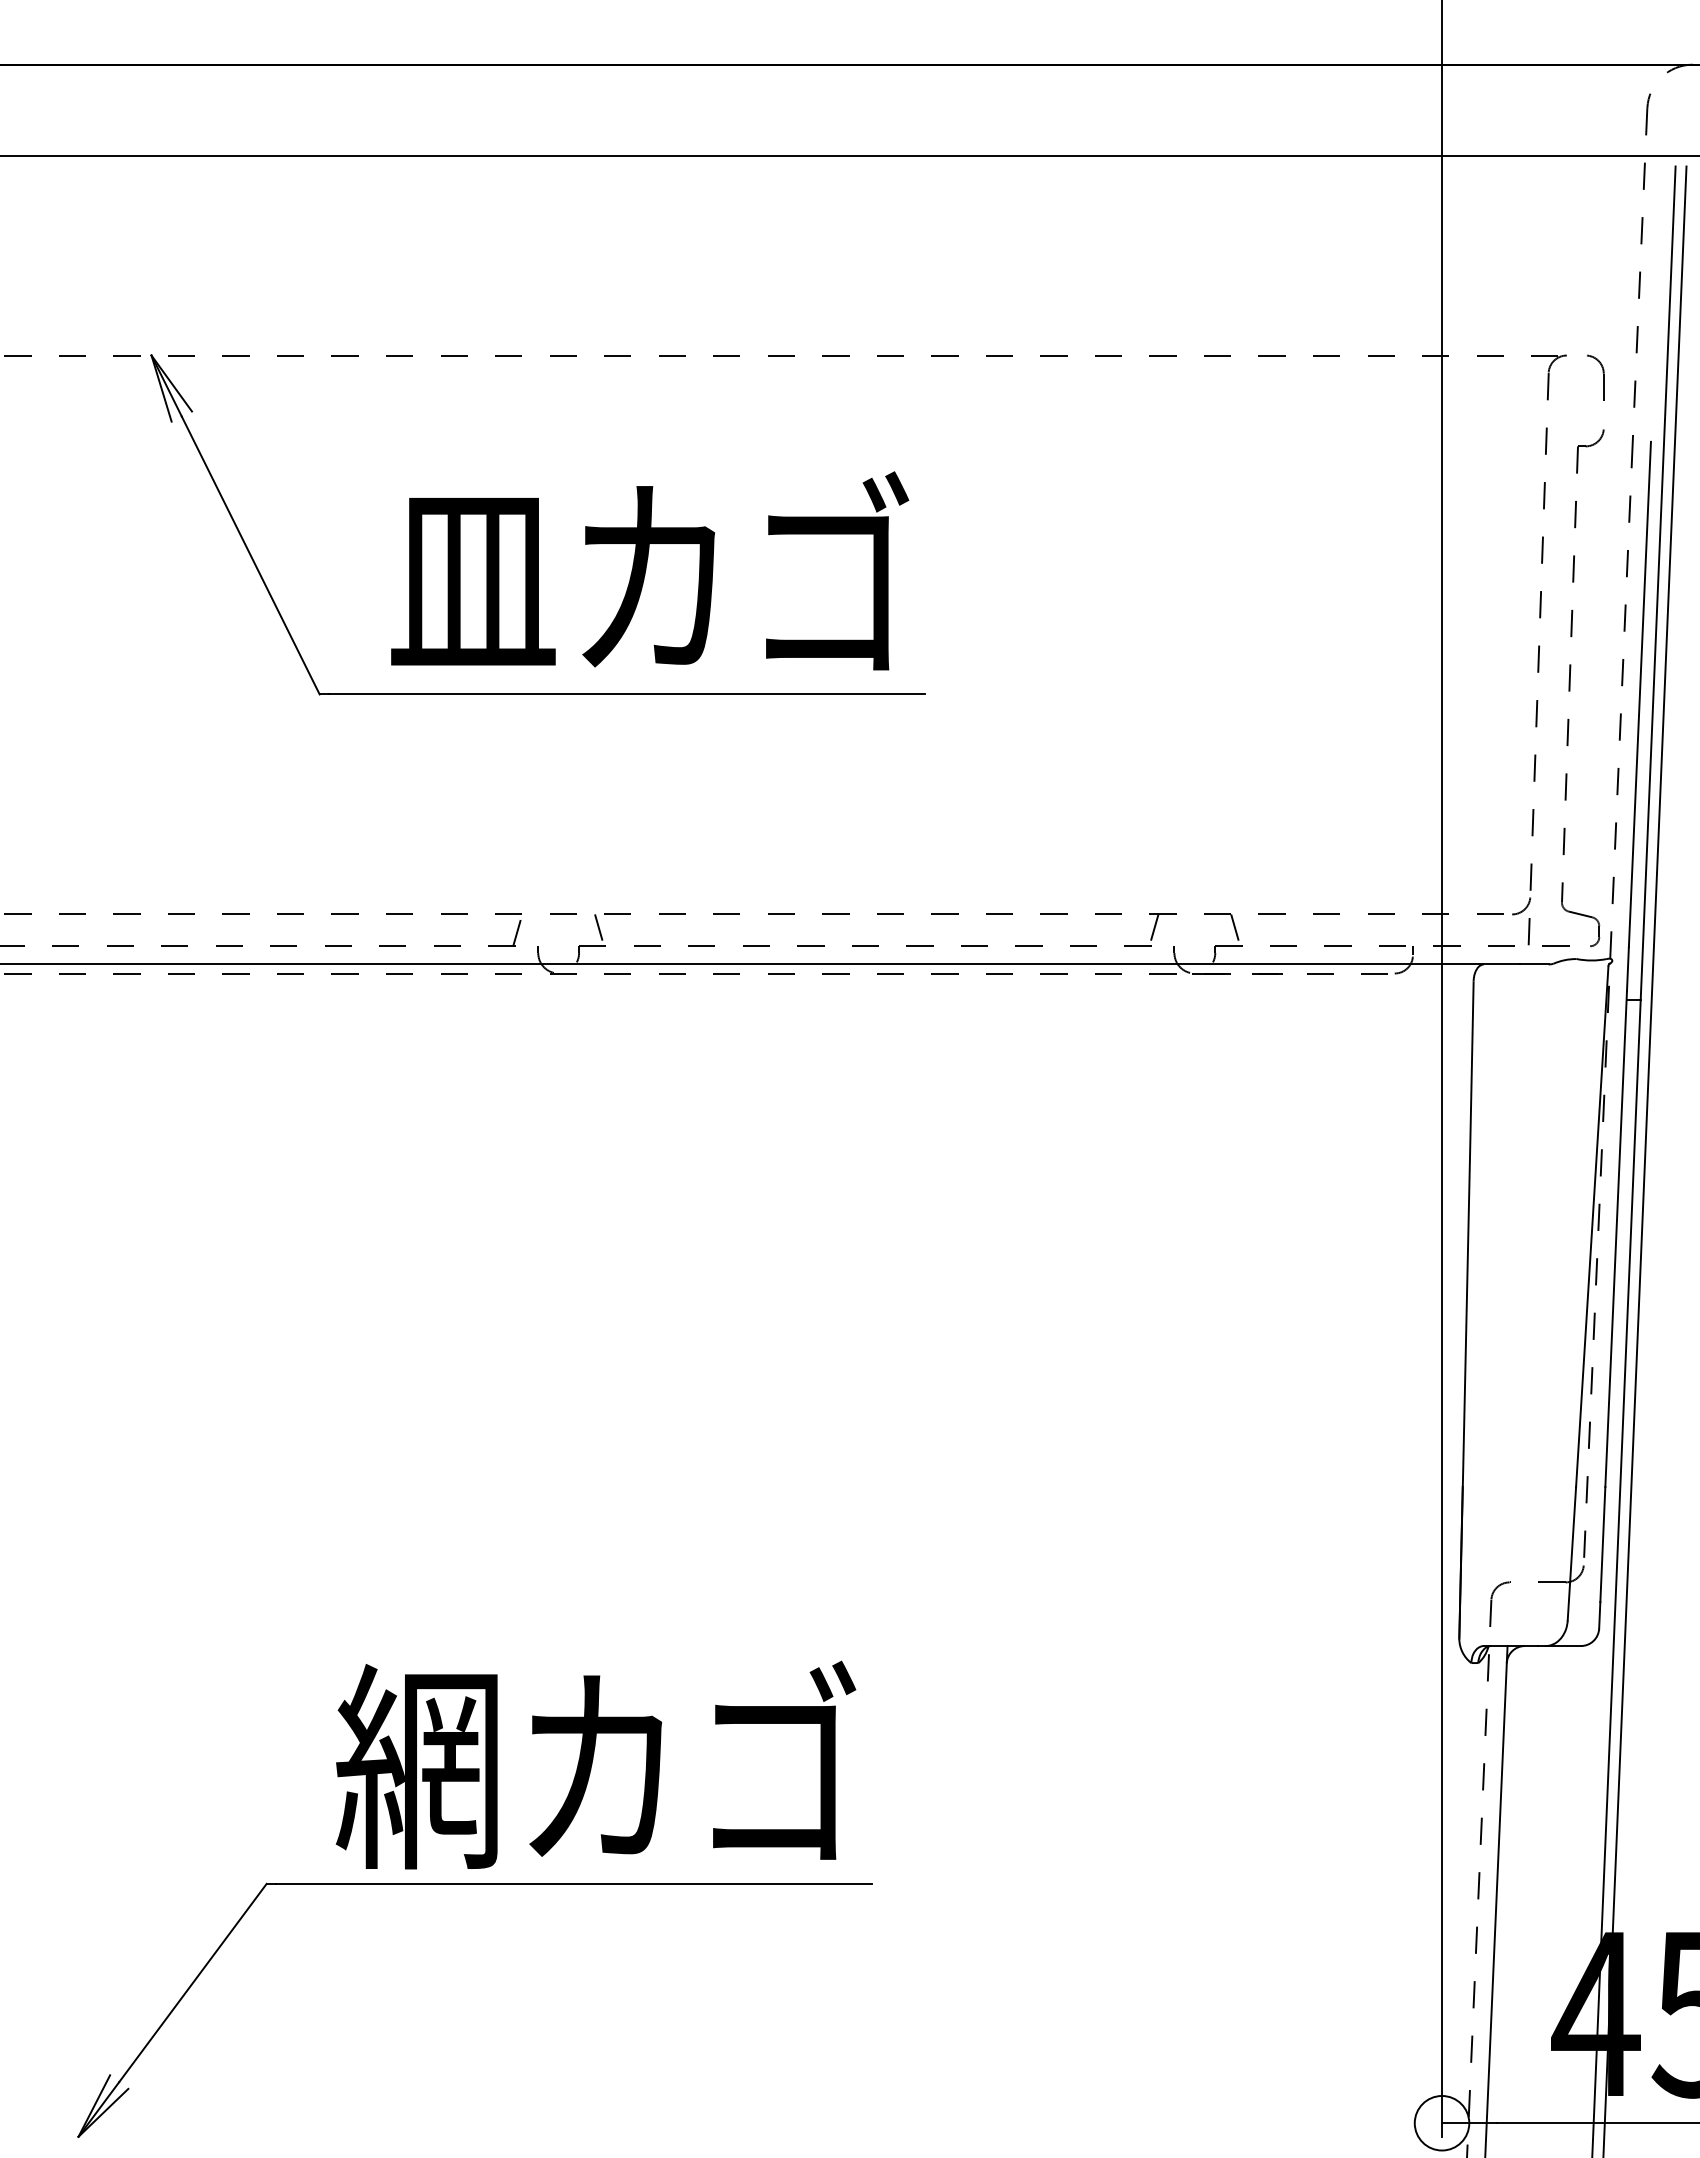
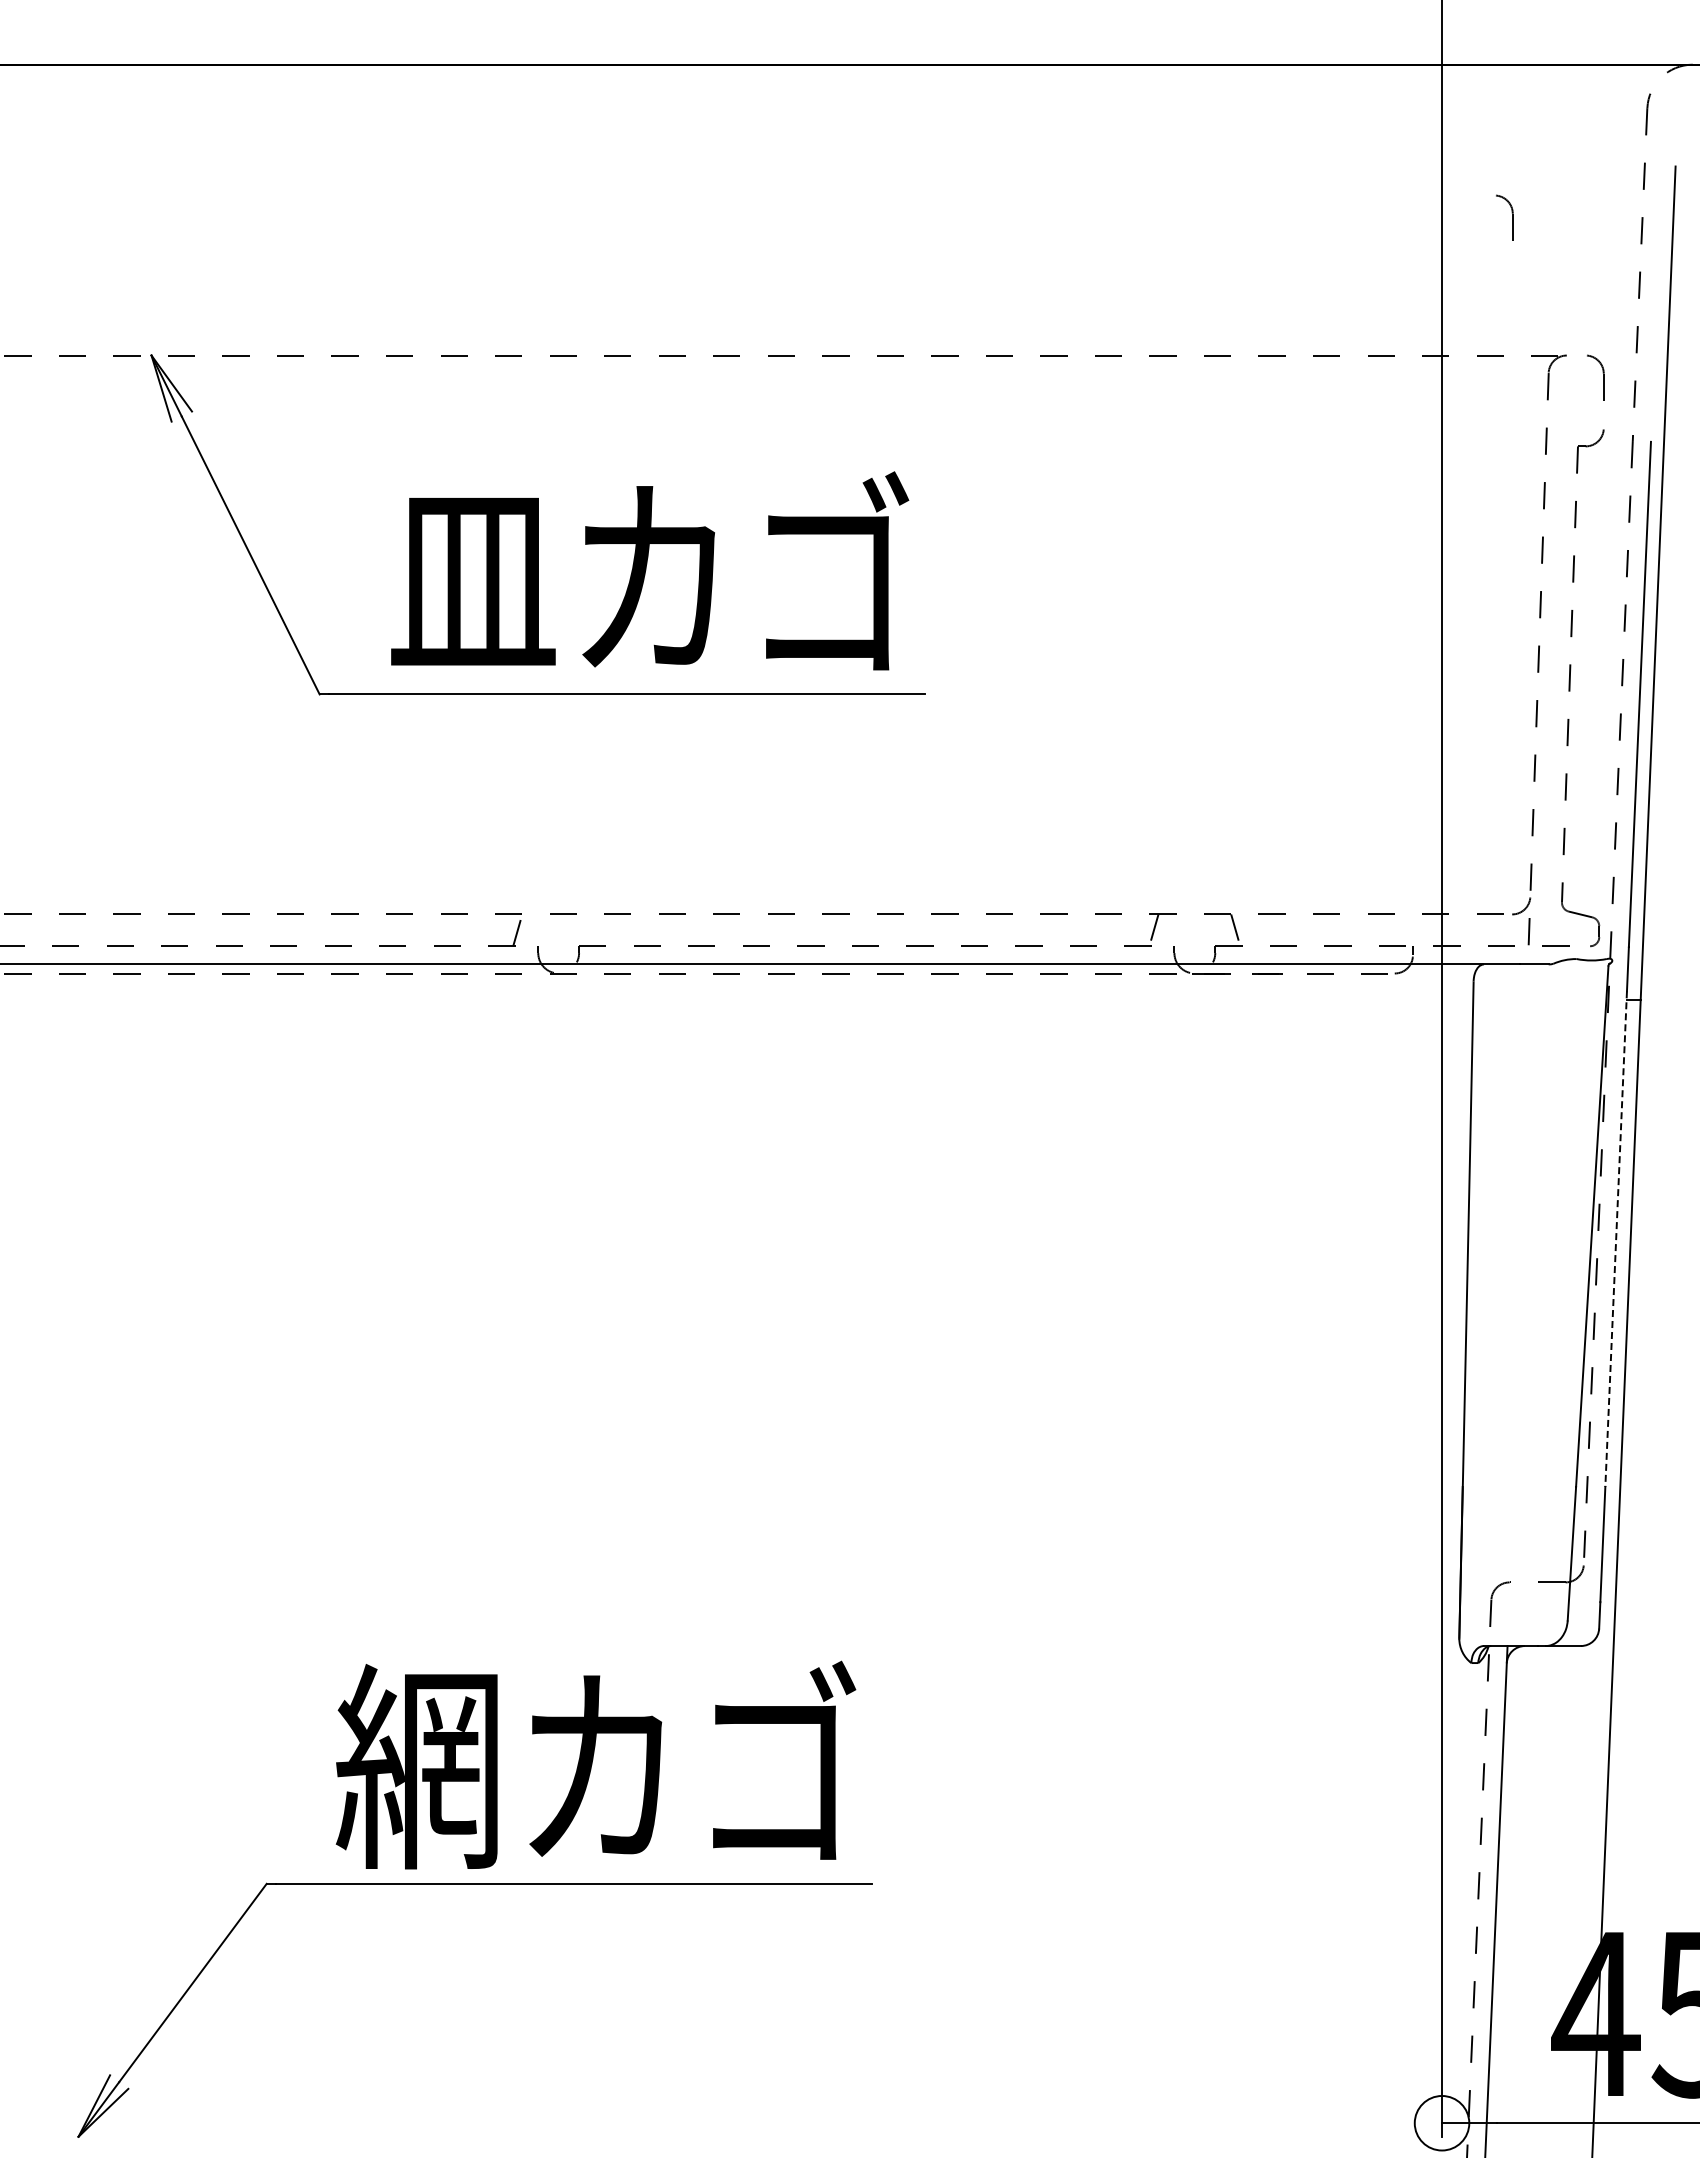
line: present -> none (849, 155)
part: none -> present (1512, 217)
line: present -> none (599, 930)
line: present -> none (1644, 1160)
line: solid -> dashed (1616, 1239)
